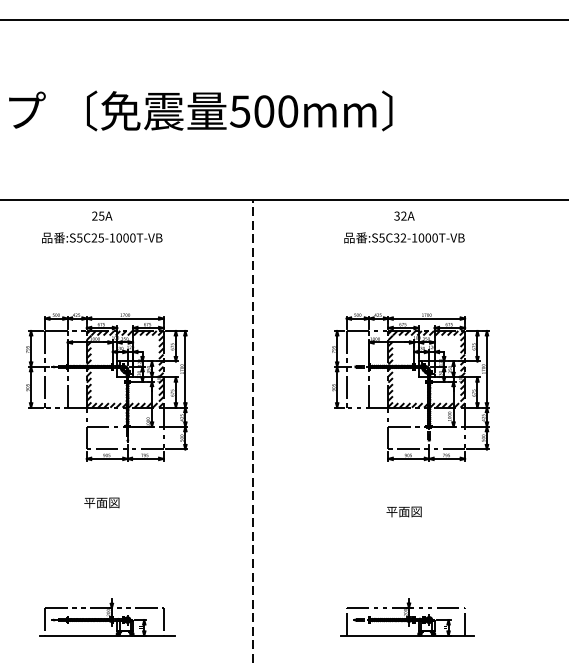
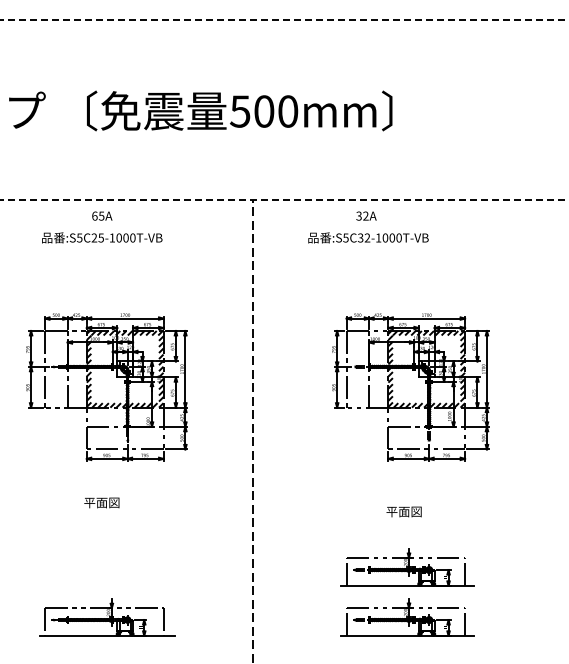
line: solid -> dashed (284, 19)
line: solid -> dashed (284, 200)
text: 25A -> 65A (94, 215)
text position: (404, 215) -> (366, 215) (366, 215)
text position: (404, 237) -> (368, 237) (368, 237)
part: none -> present (407, 567)
